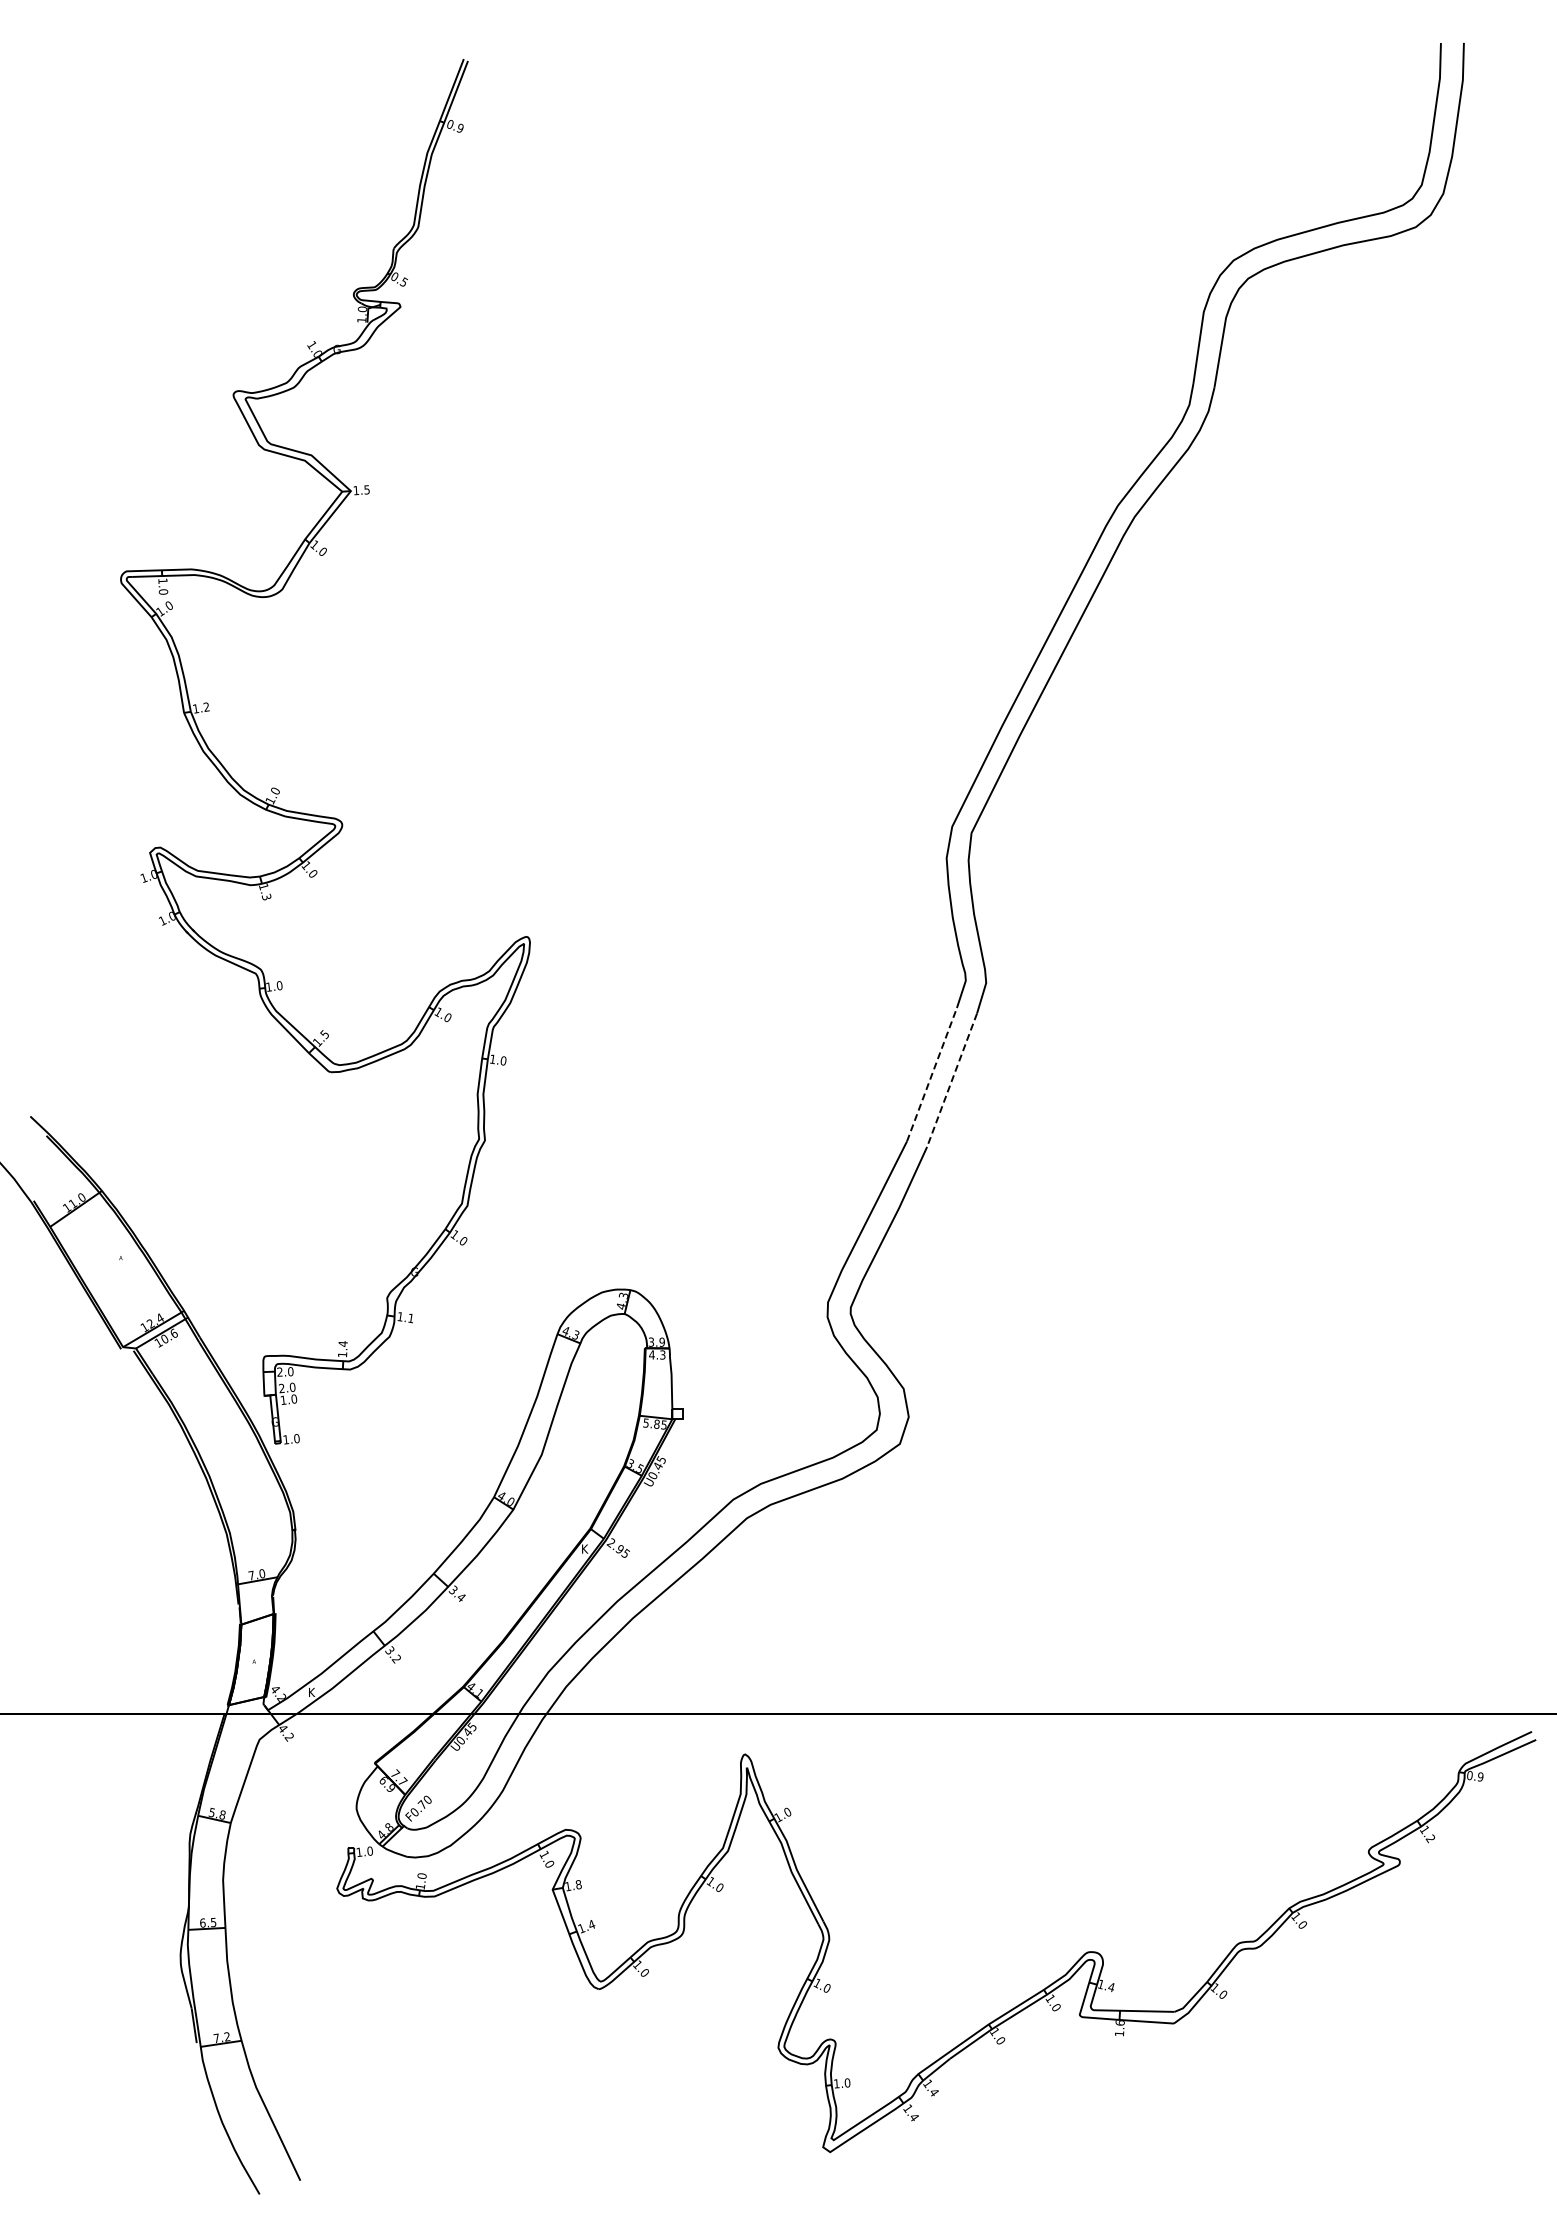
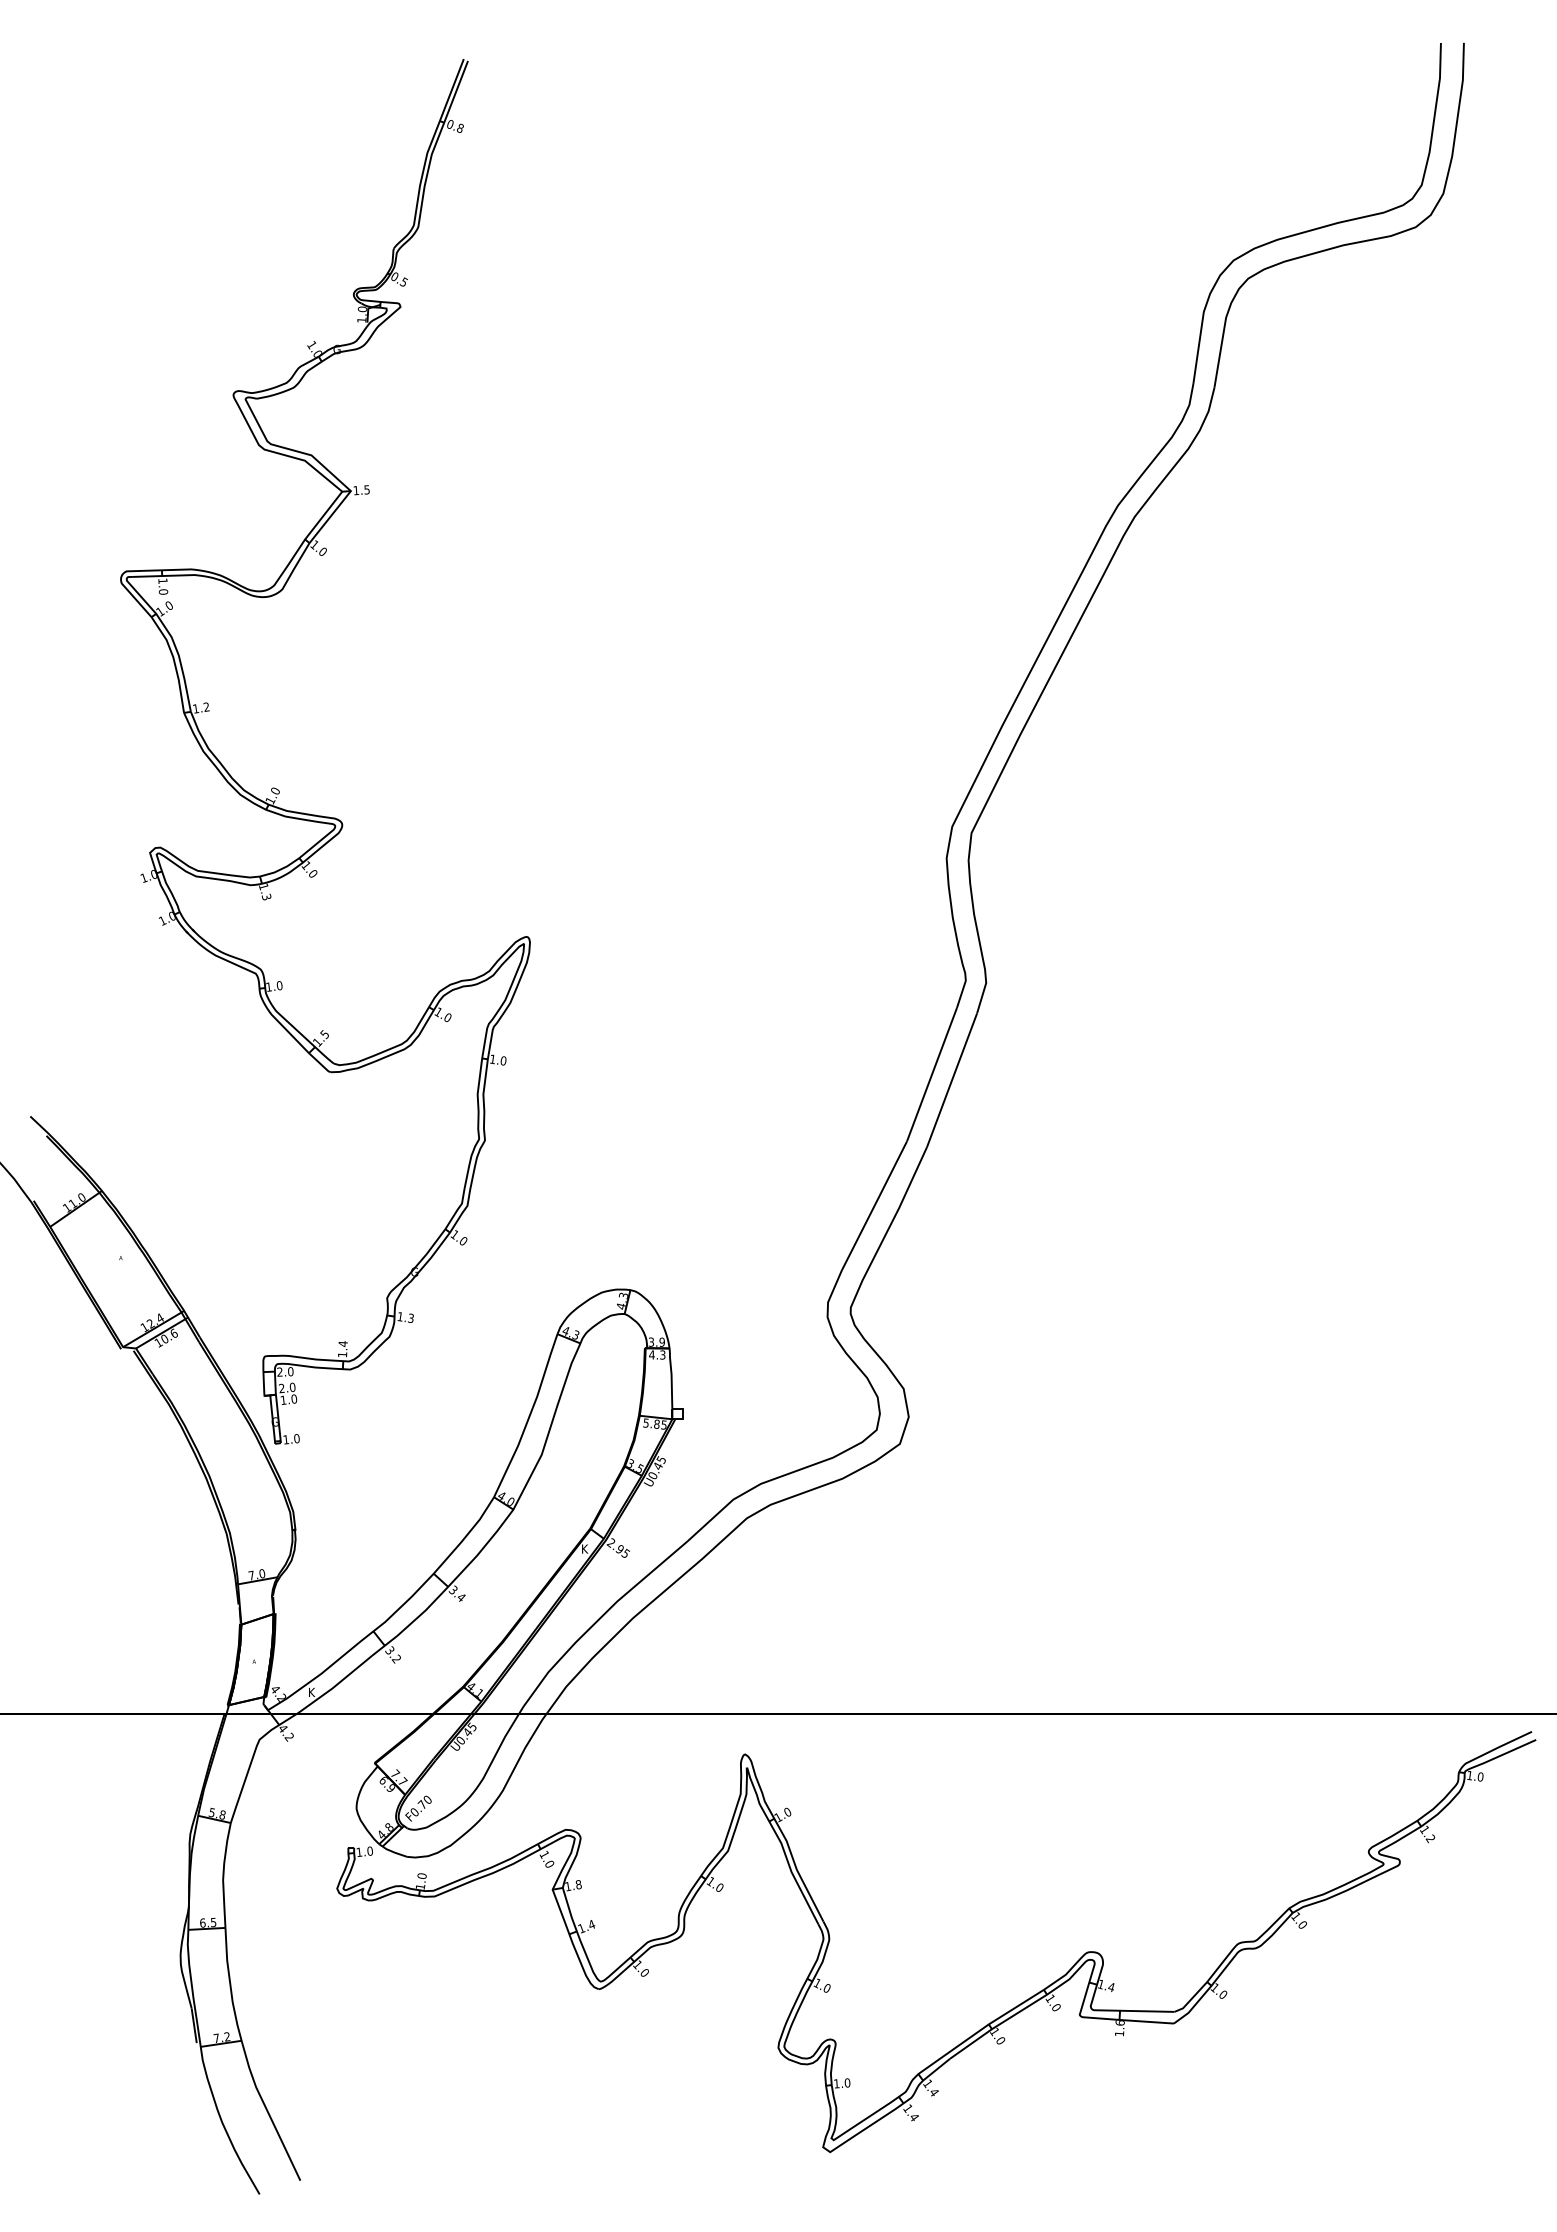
text: 0.9 -> 0.8 (459, 128)
line: dashed -> solid (932, 1074)
line: dashed -> solid (951, 1080)
text: 1.1 -> 1.3 (410, 1318)
text: 0.9 -> 1.0 (1474, 1775)
